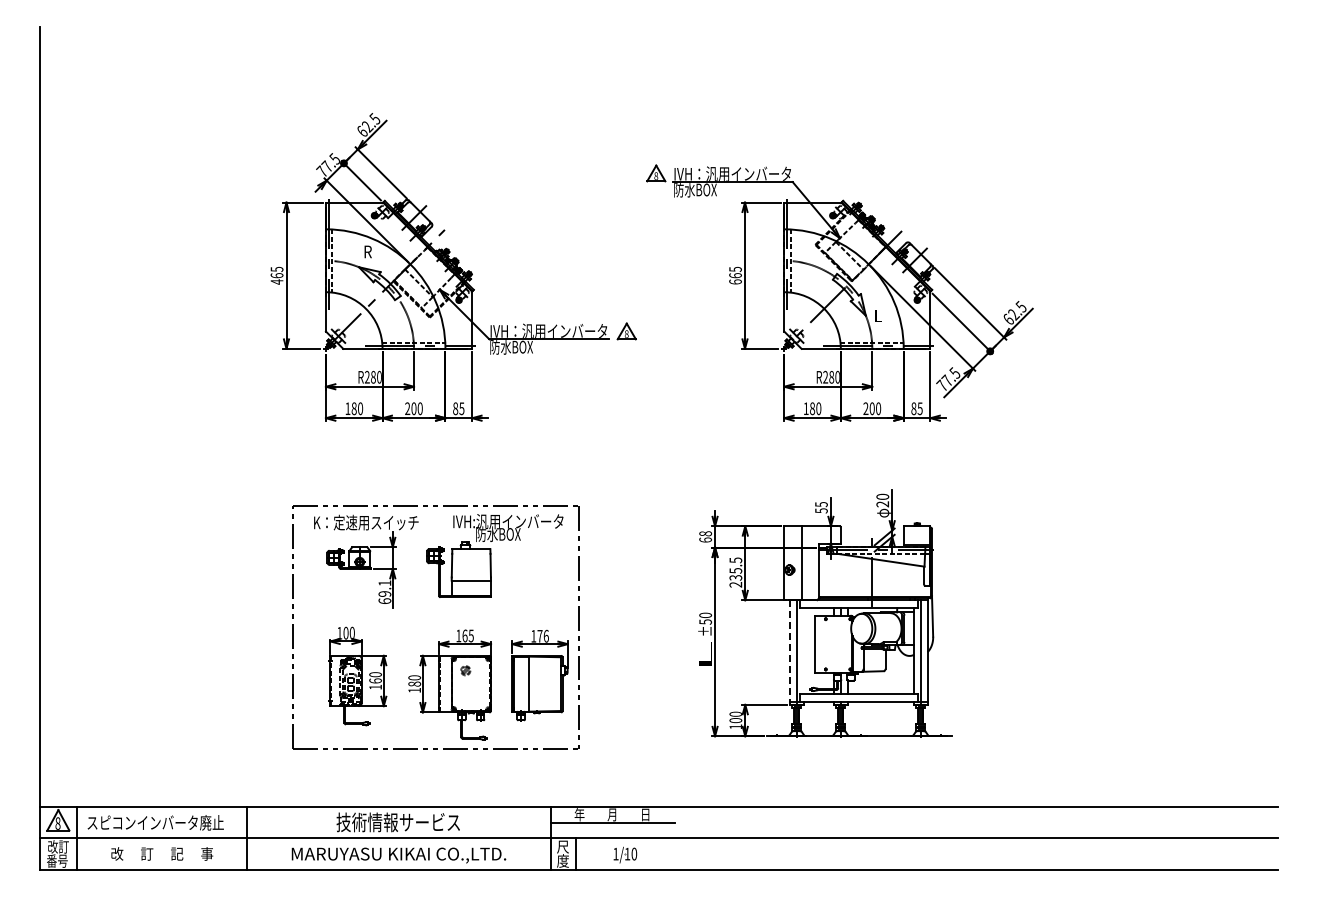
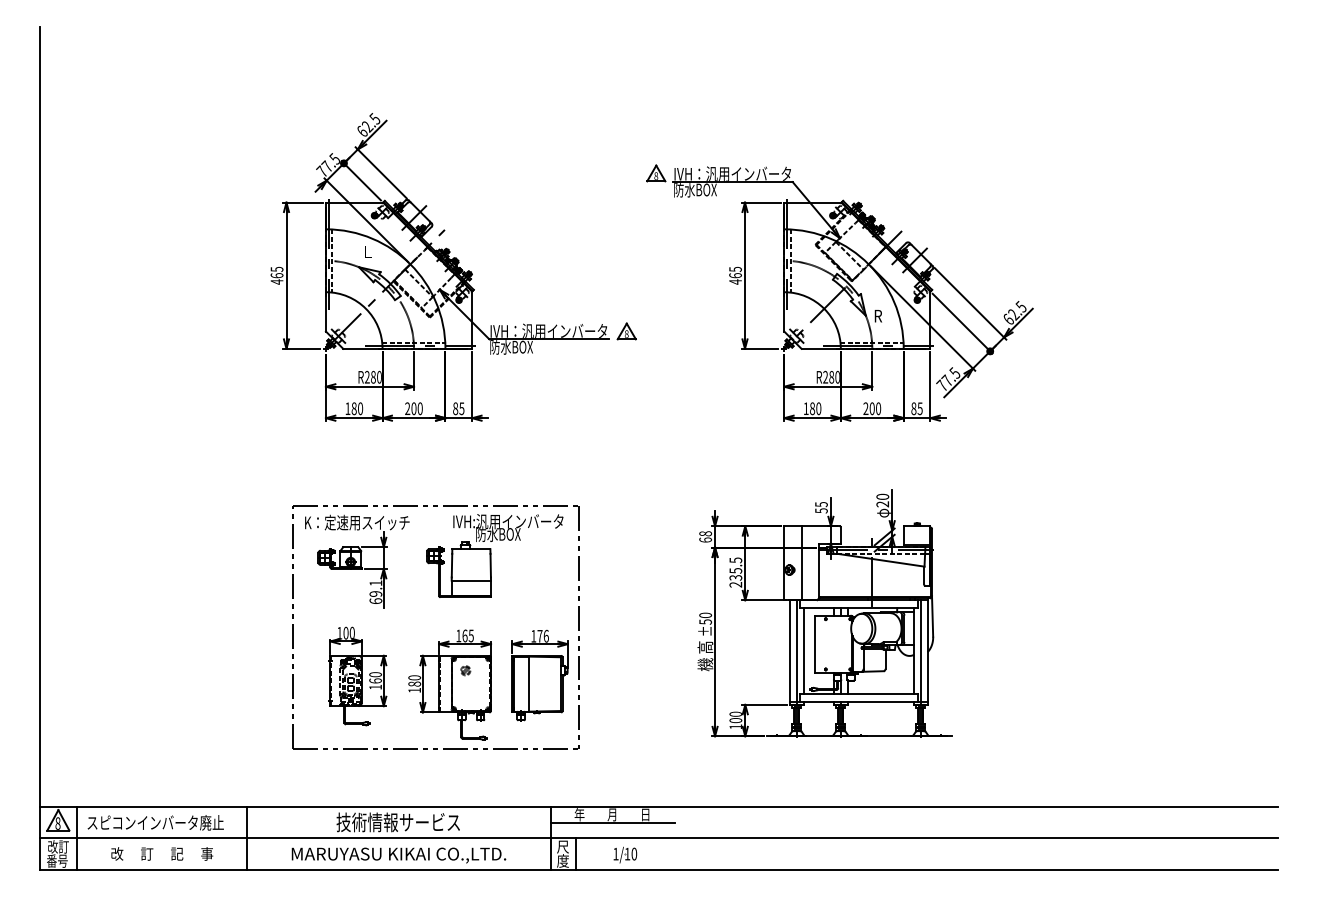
text: R -> L (367, 251)
text: 665 -> 465 (735, 281)
text: L -> R (878, 315)
part position: (366, 561) -> (357, 561) (357, 561)
line: none -> present (803, 651)
line: dashed -> solid (790, 653)
text: L -> 機 高 (705, 656)
